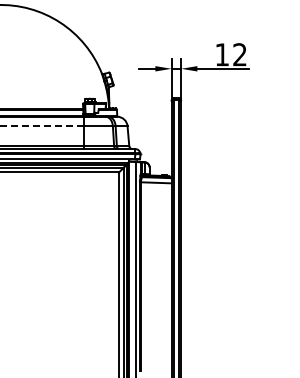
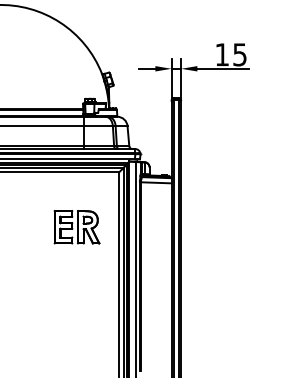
text: 12 -> 15 (239, 54)
line: dashed -> solid (42, 126)
part: none -> present (76, 227)
